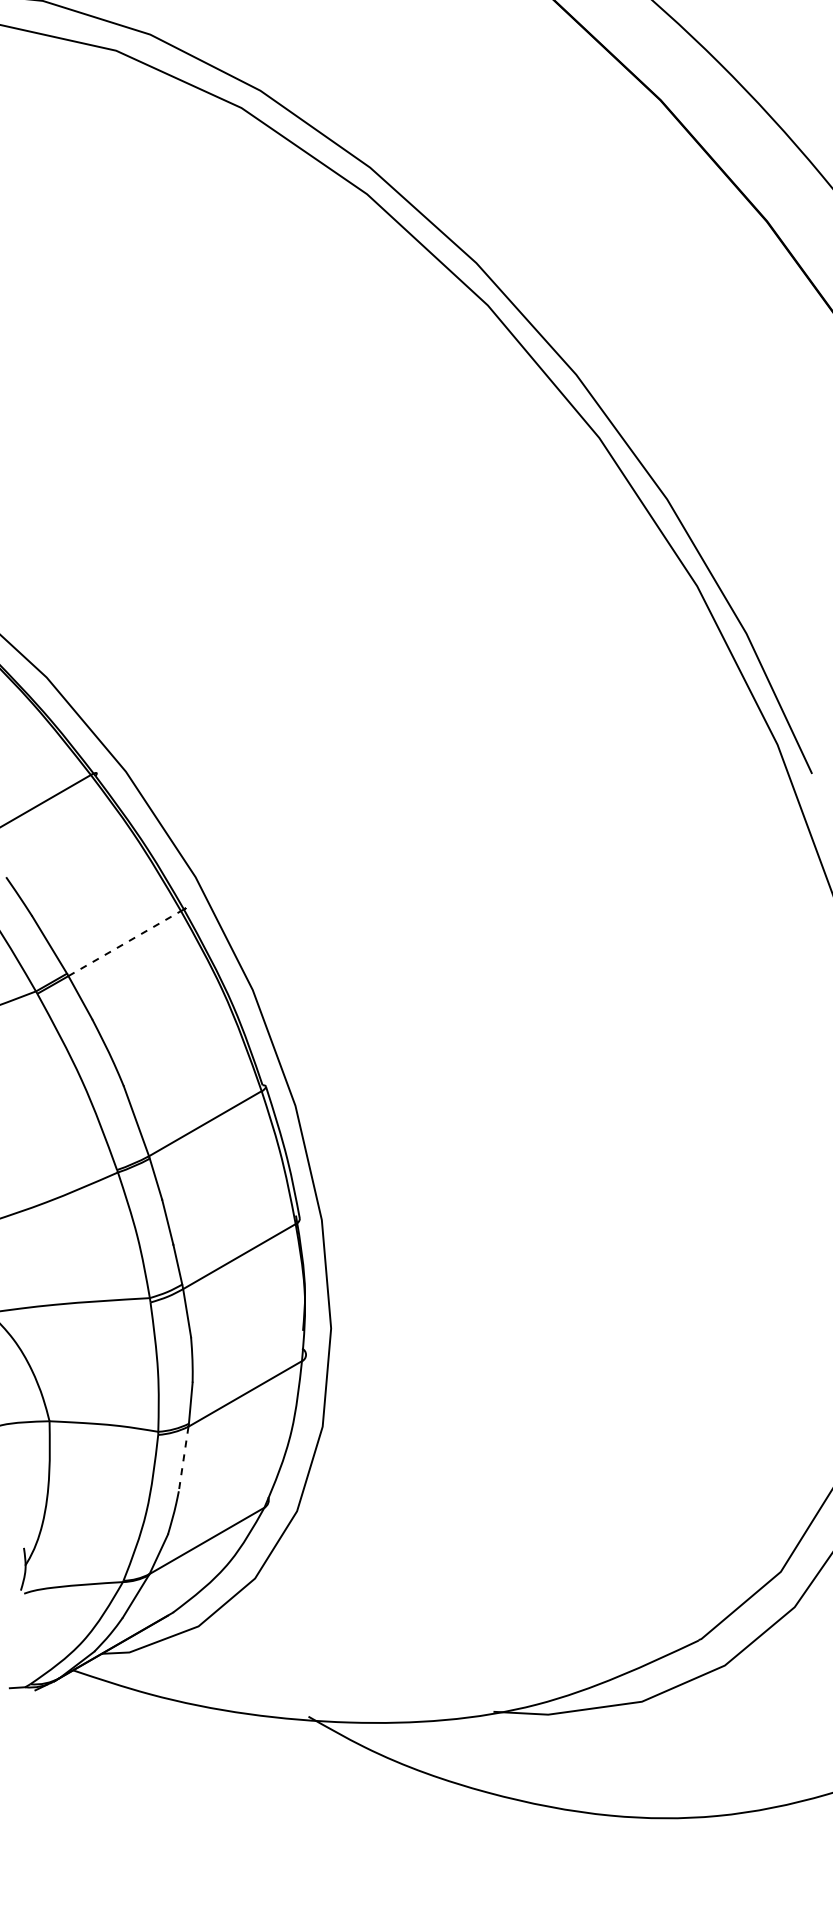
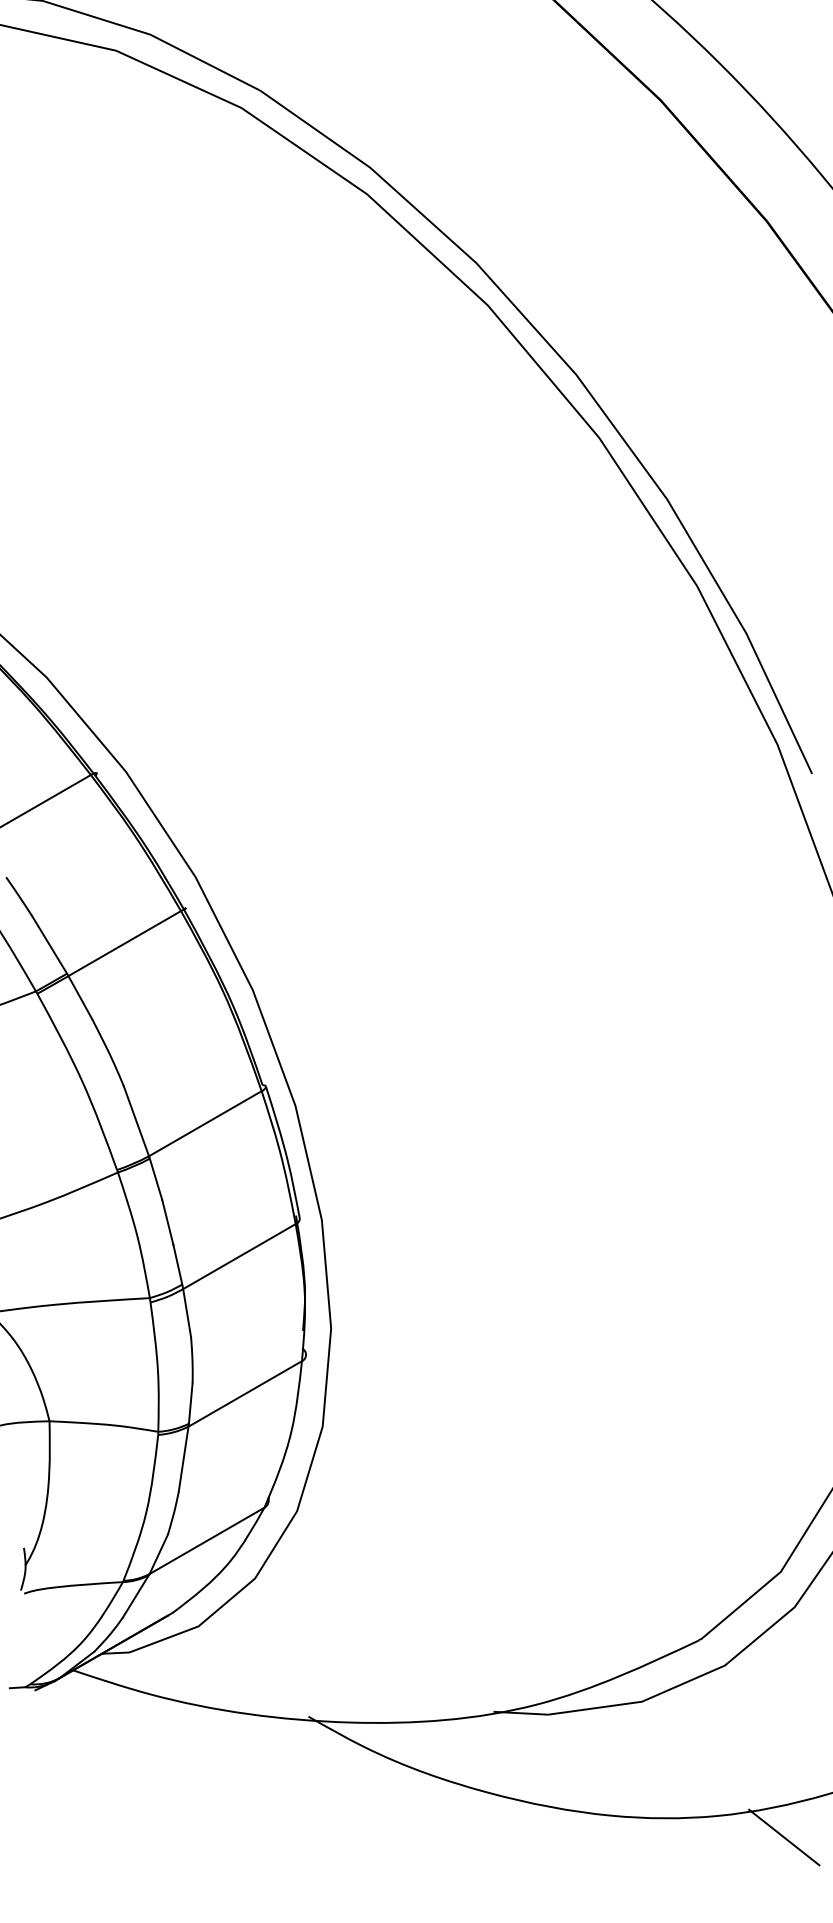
line: dashed -> solid (124, 943)
line: dashed -> solid (183, 1459)
line: none -> present (784, 1837)
